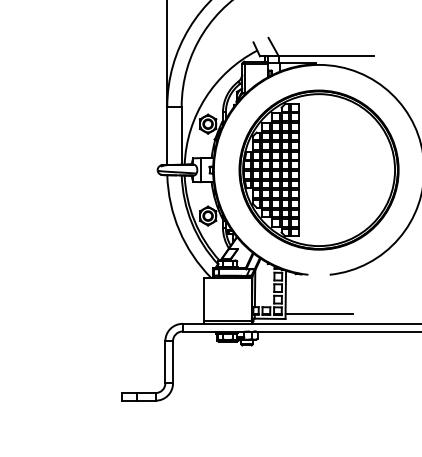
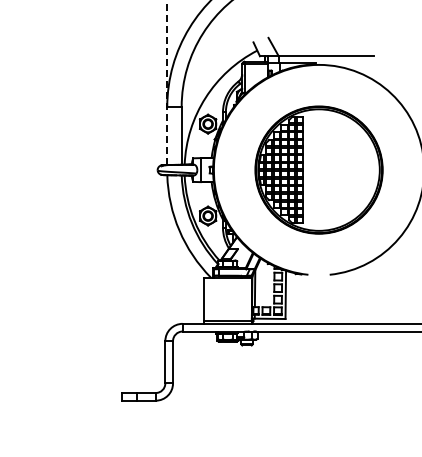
line: solid -> dashed (167, 82)
part size: 162x162 px -> 130x130 px (318, 169)
line: present -> none (318, 314)
